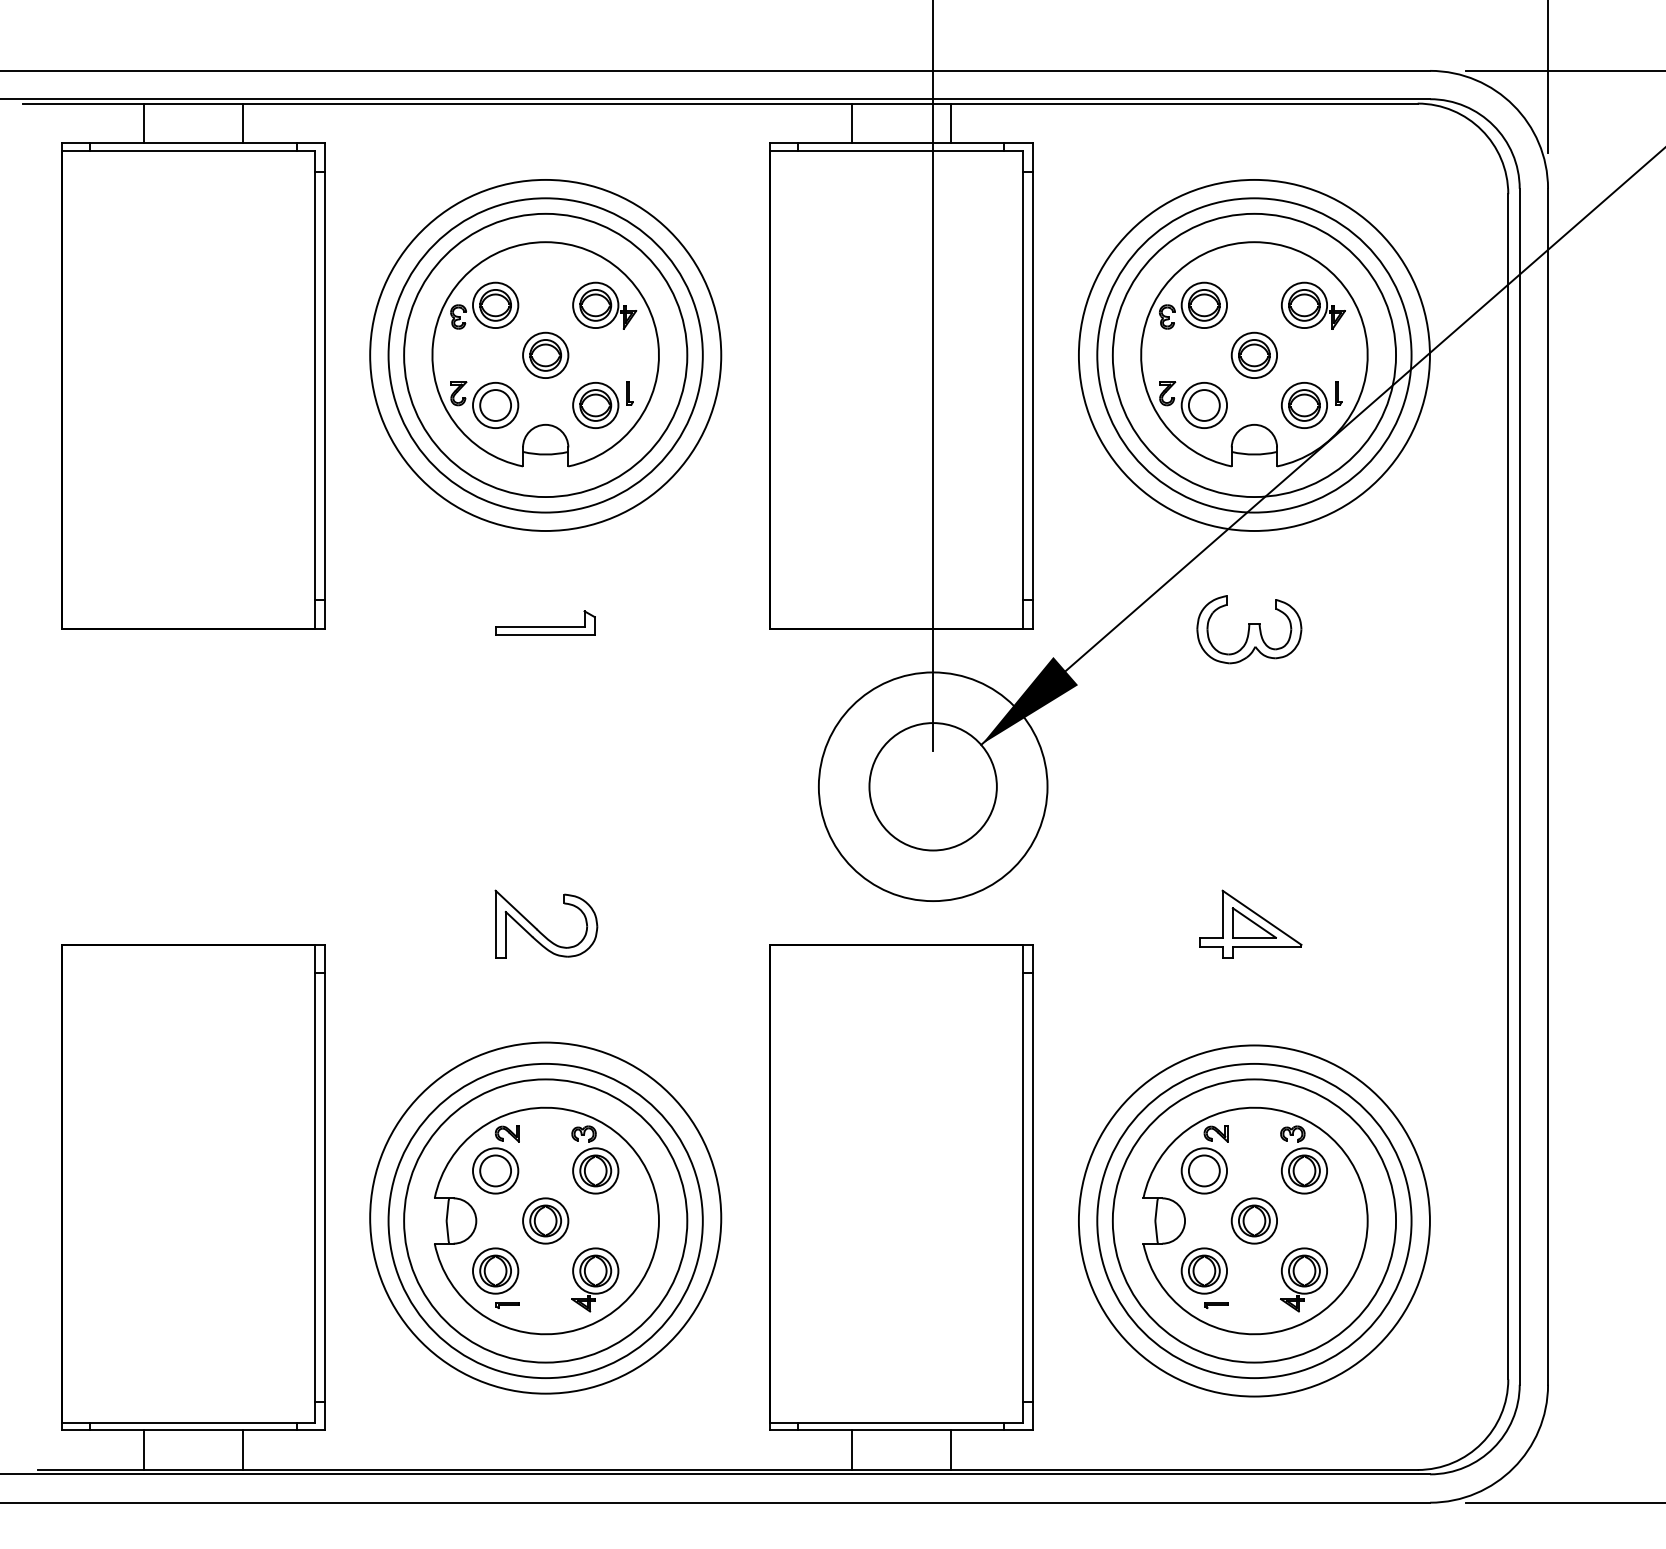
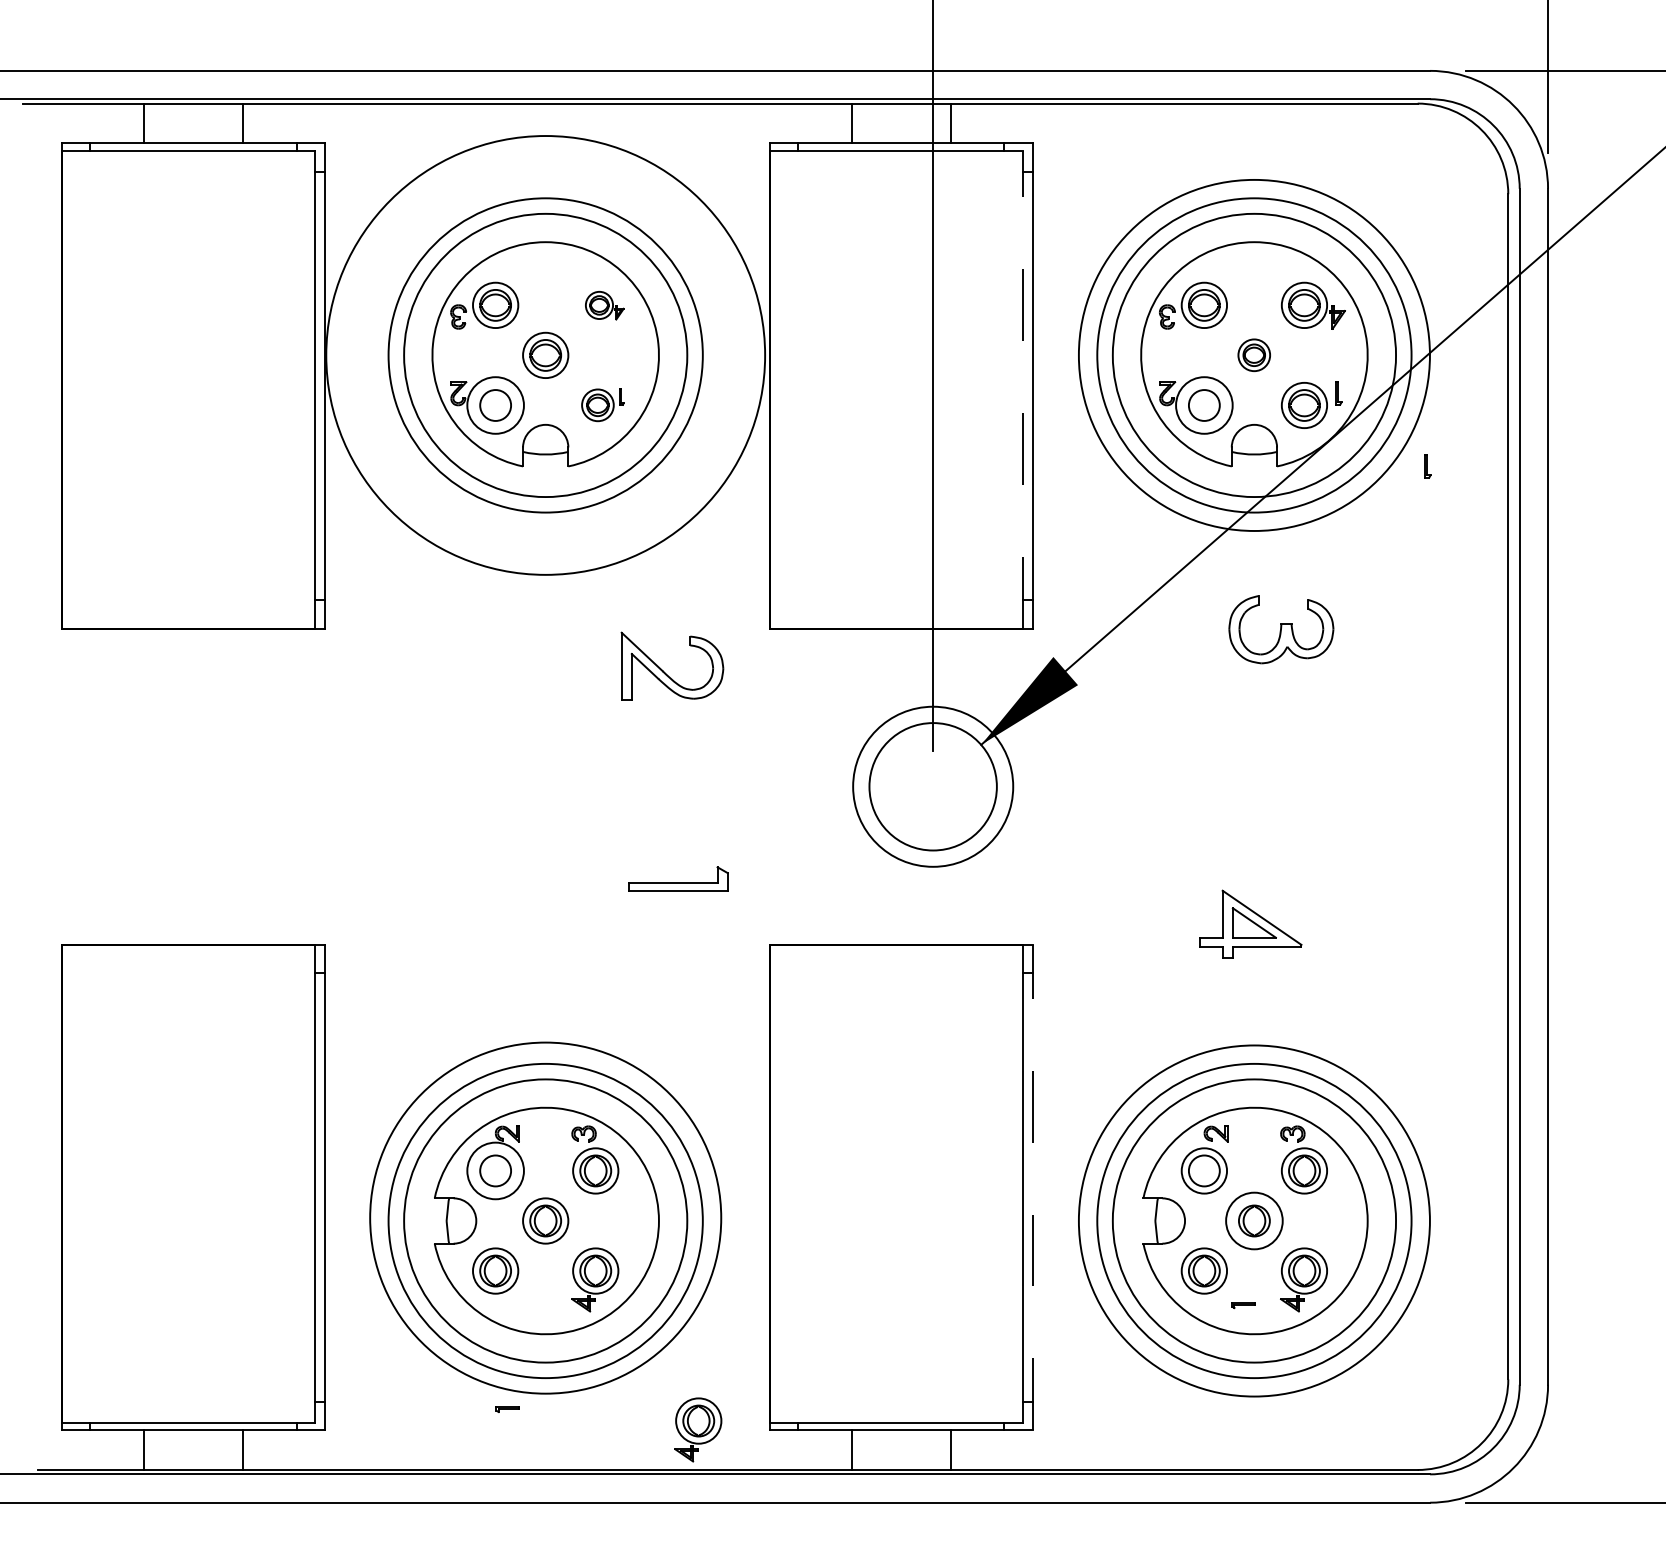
part size: 66x49 px -> 40x30 px (604, 305)
circle diameter: 351 px -> 439 px (545, 355)
part size: 48x48 px -> 34x34 px (1253, 354)
line: solid -> dashed (1023, 389)
part size: 62x48 px -> 44x35 px (602, 405)
circle diameter: 45 px -> 57 px (495, 405)
circle diameter: 45 px -> 57 px (1204, 405)
part: none -> present (1427, 466)
part position: (545, 622) -> (678, 878) (678, 878)
part position: (1249, 629) -> (1281, 629) (1281, 629)
circle diameter: 229 px -> 160 px (933, 786)
part position: (539, 930) -> (665, 672) (665, 672)
circle diameter: 45 px -> 57 px (495, 1170)
line: solid -> dashed (1032, 1187)
circle diameter: 45 px -> 57 px (1254, 1220)
part position: (507, 1305) -> (507, 1409) (507, 1409)
part position: (1216, 1305) -> (1243, 1305) (1243, 1305)
part: none -> present (698, 1429)
